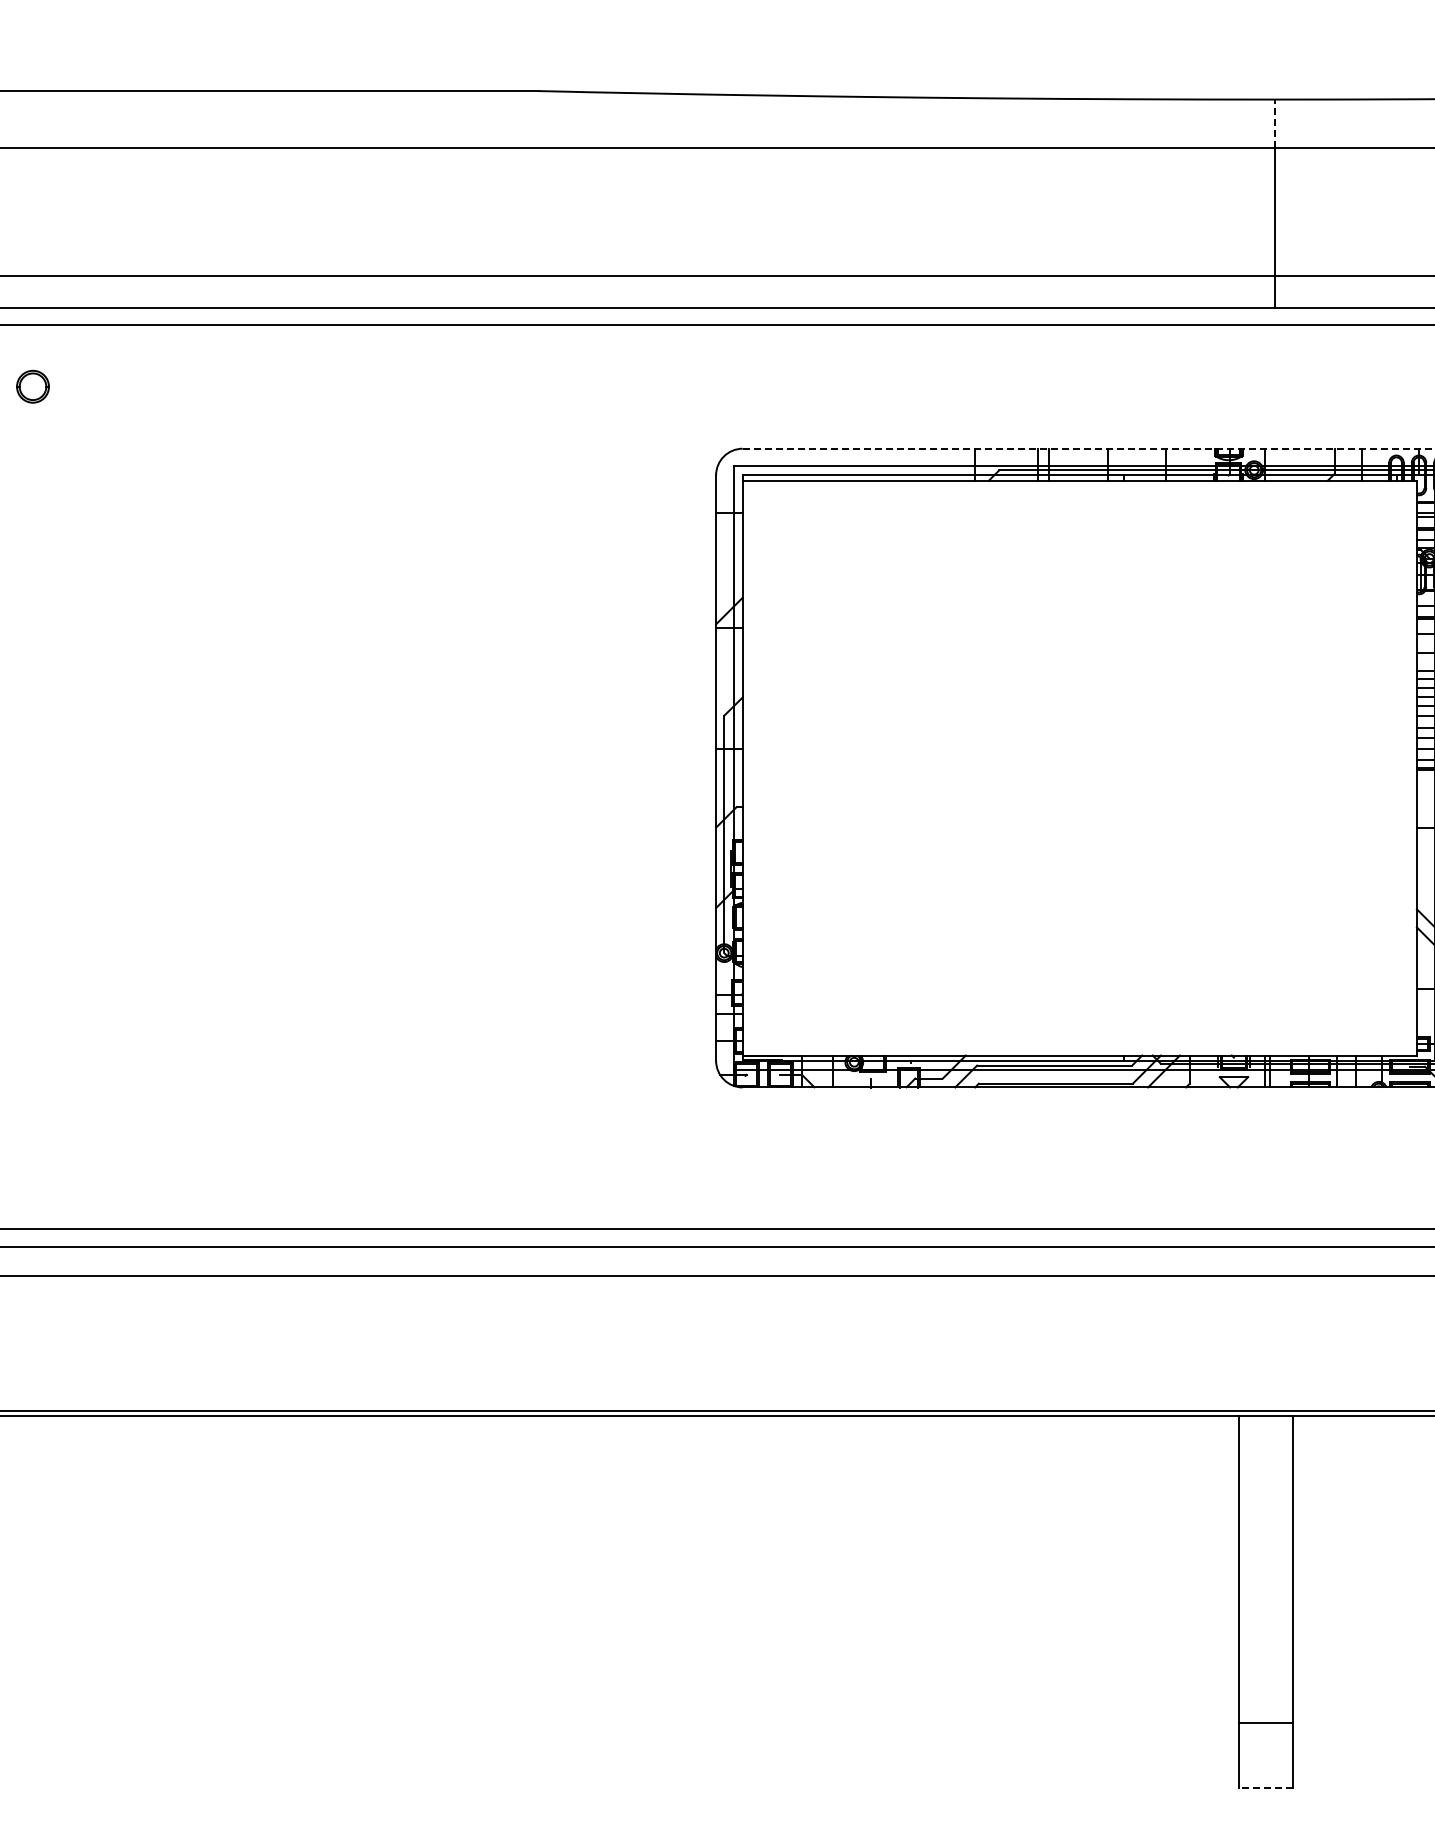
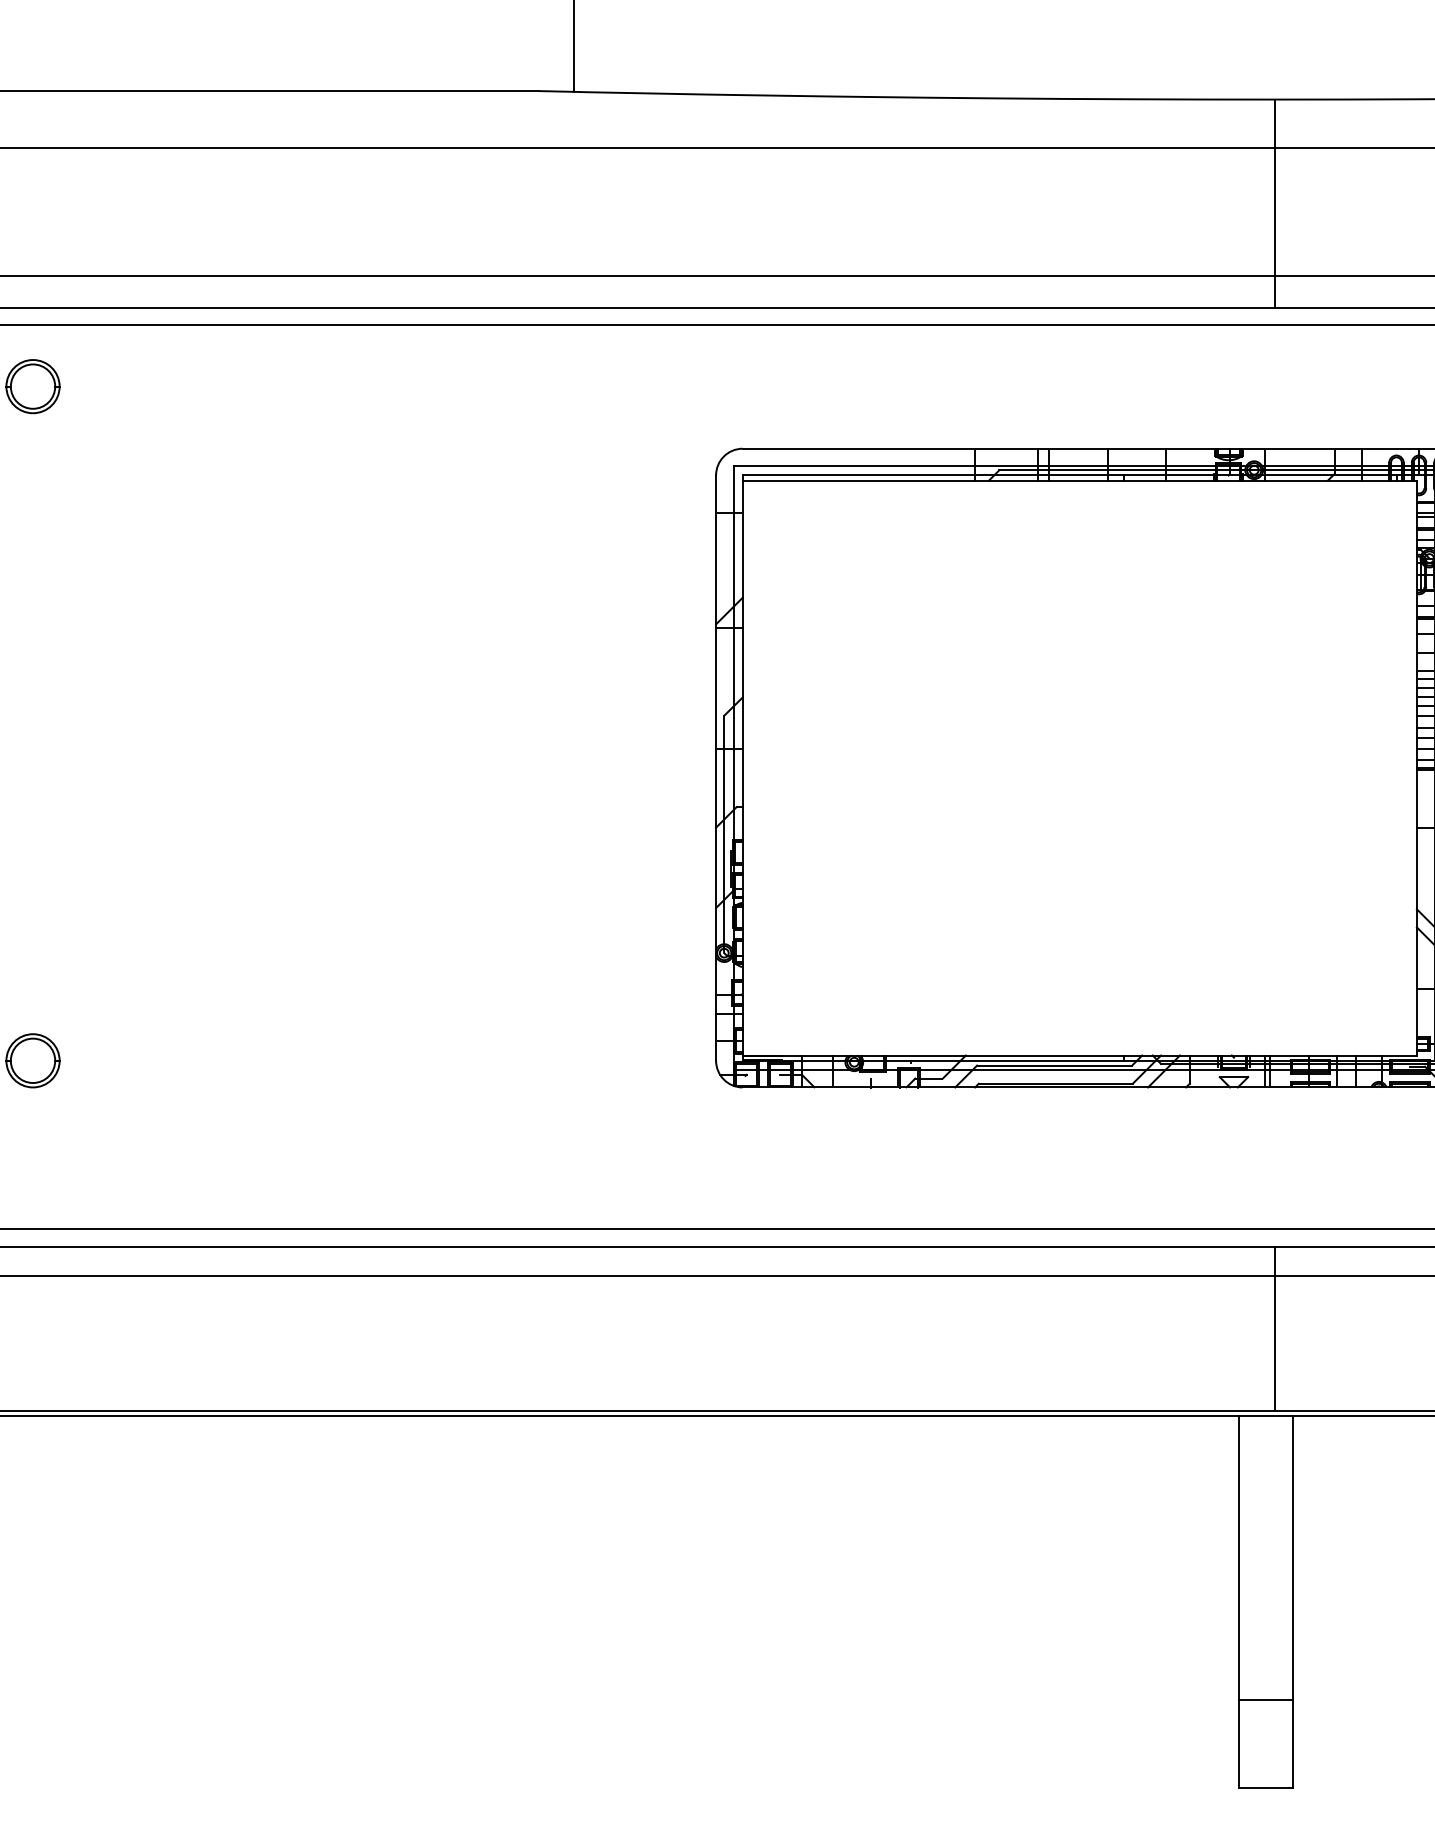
line: none -> present (574, 46)
line: dashed -> solid (1274, 123)
part size: 34x35 px -> 56x56 px (32, 386)
line: dashed -> solid (1089, 448)
part: none -> present (32, 1060)
line: none -> present (1274, 1328)
line position: (1265, 1722) -> (1265, 1699) (1265, 1699)
line: dashed -> solid (1266, 1788)
